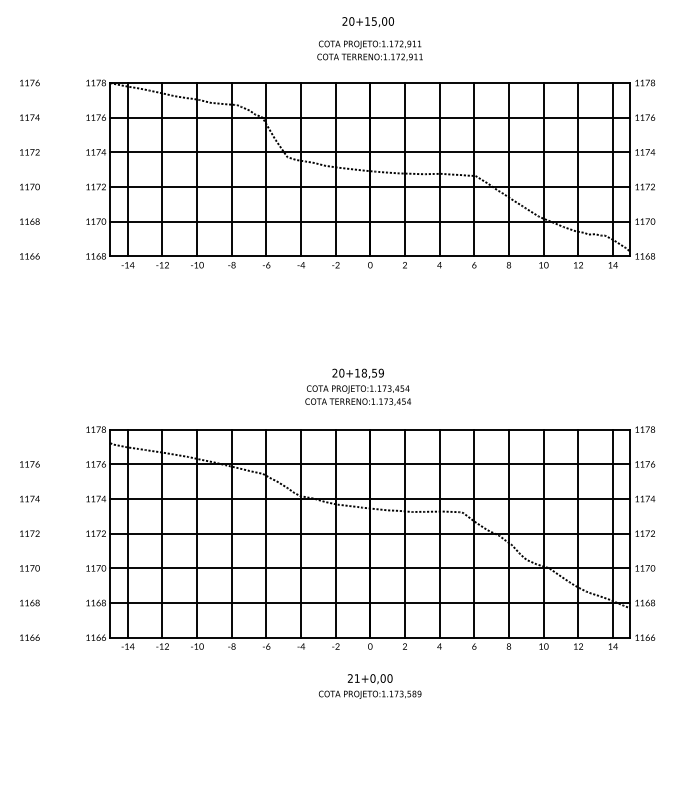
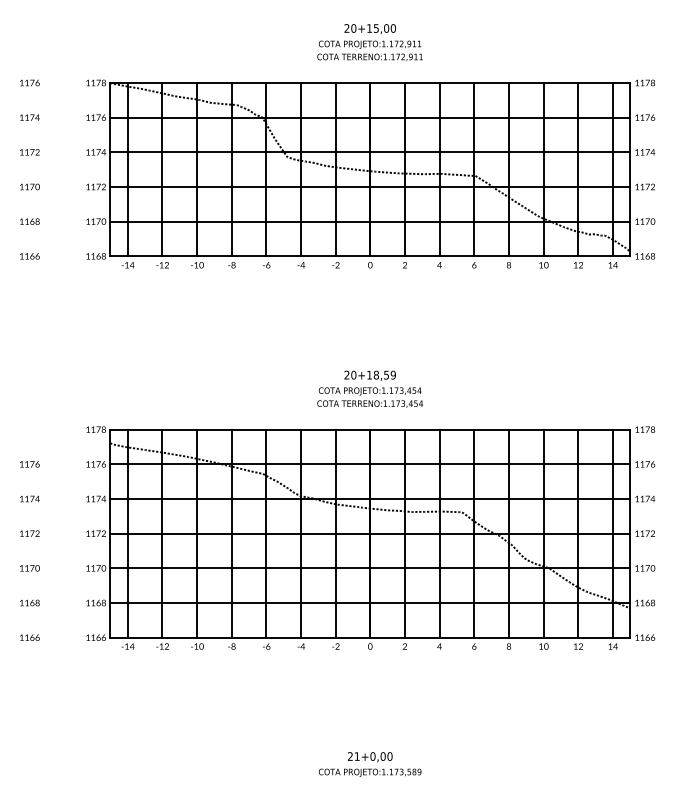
text position: (367, 21) -> (369, 28) (369, 28)
text position: (357, 386) -> (369, 388) (369, 388)
text position: (370, 686) -> (370, 764) (370, 764)
